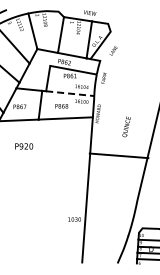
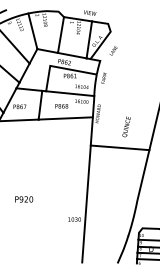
line: dashed -> solid (70, 93)
text position: (24, 146) -> (24, 199) (24, 199)
line position: (118, 155) -> (119, 147) (119, 147)
